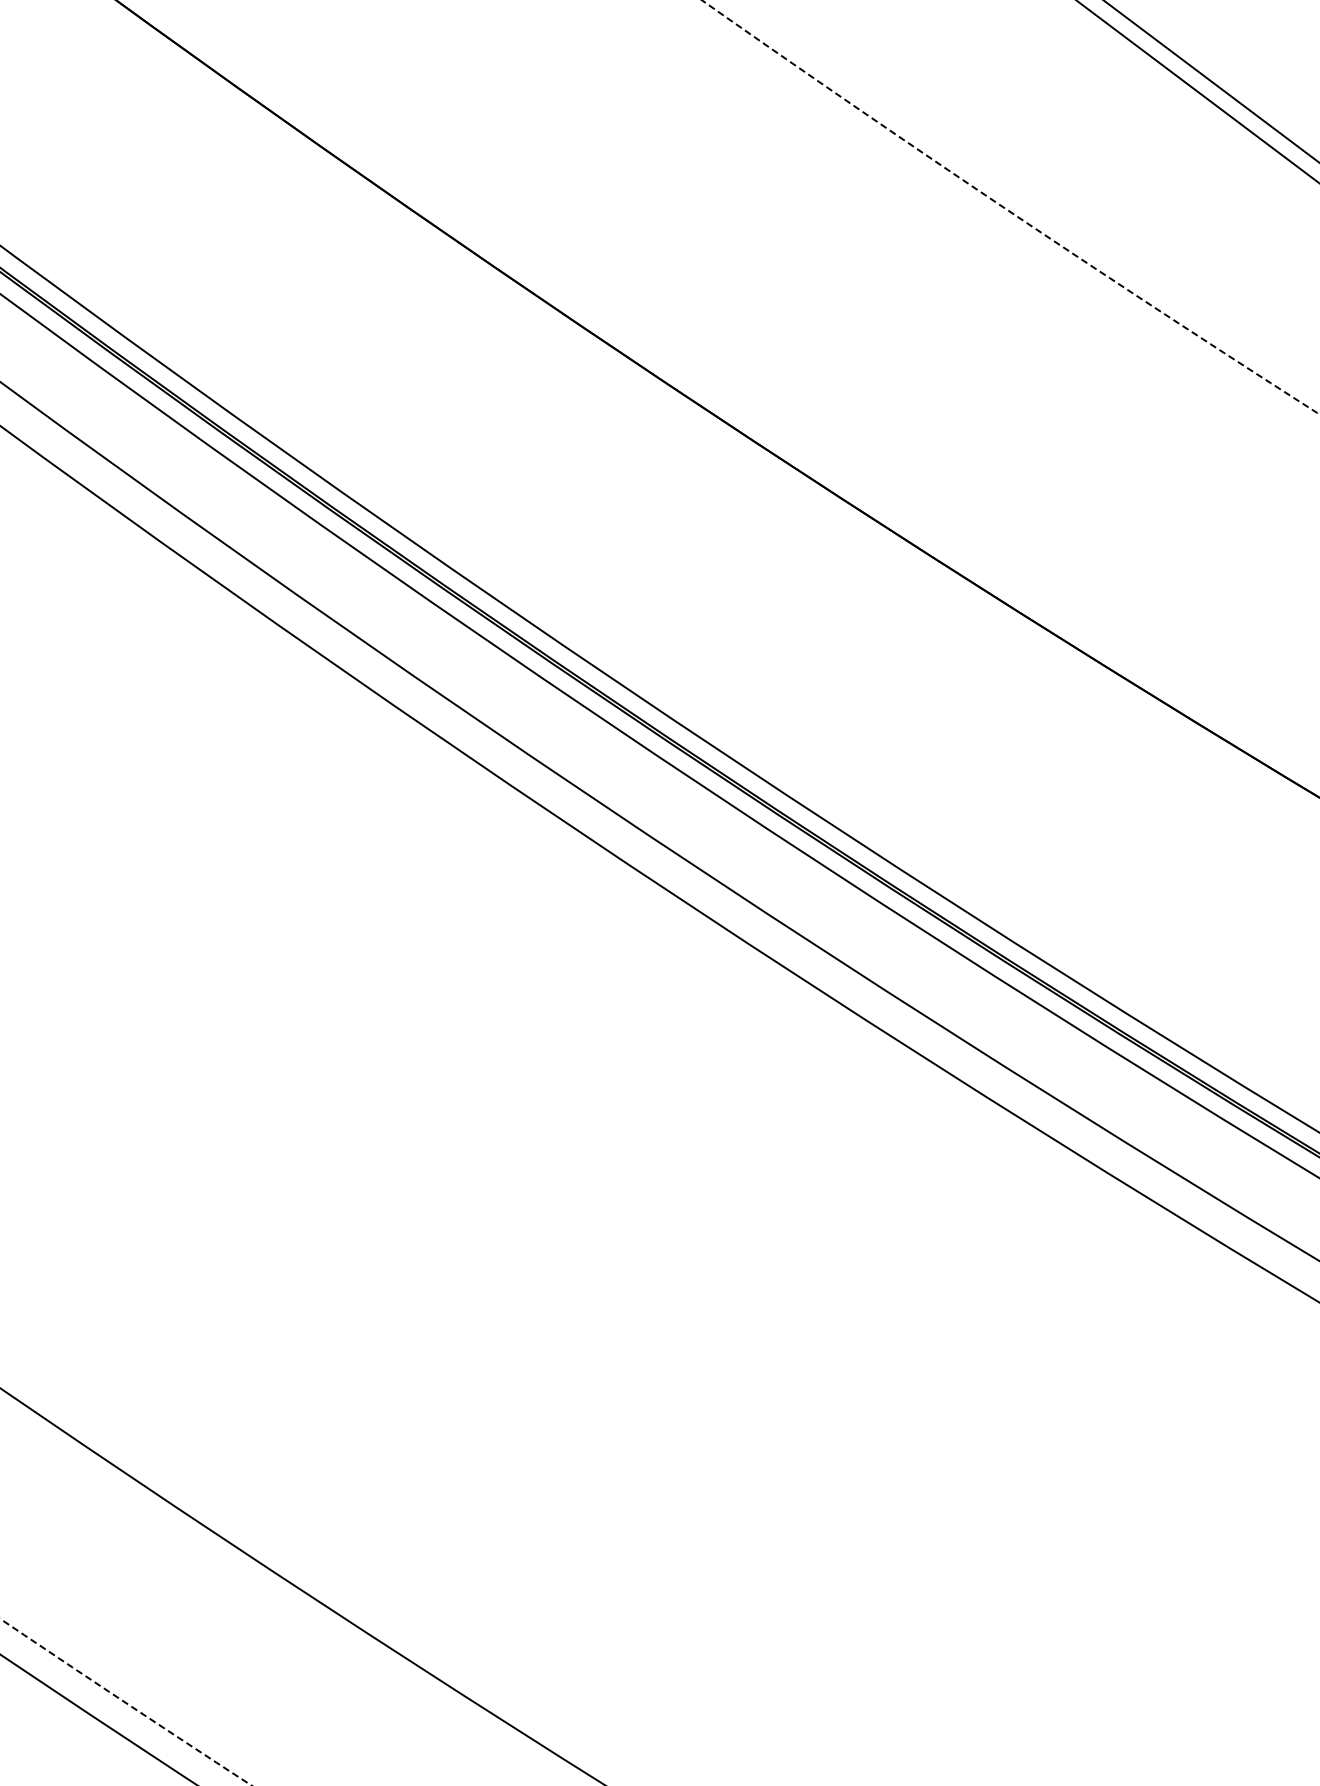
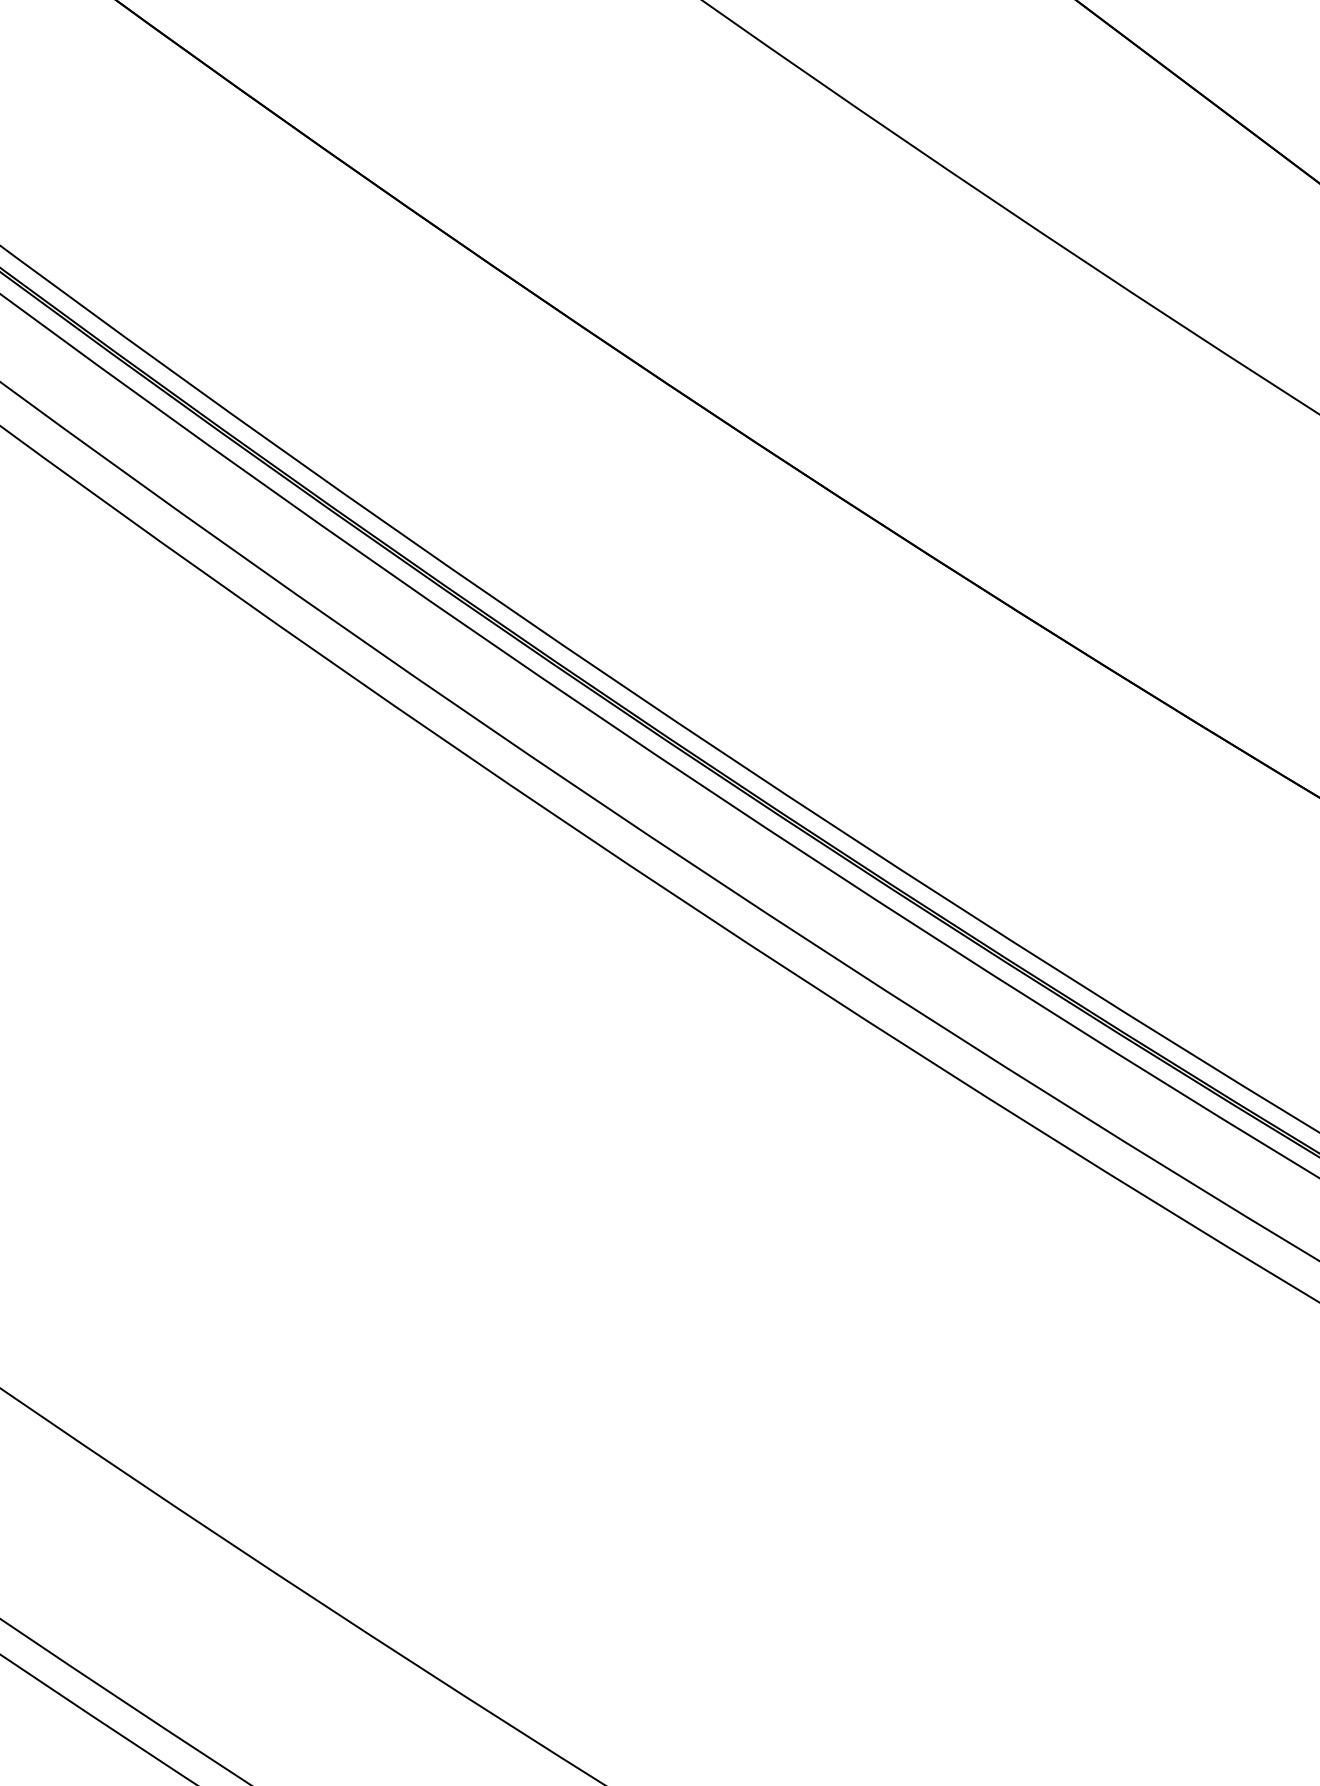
line position: (1211, 81) -> (1197, 91) (1197, 91)
arc: dashed -> solid (1008, 210)
arc: dashed -> solid (125, 1702)
